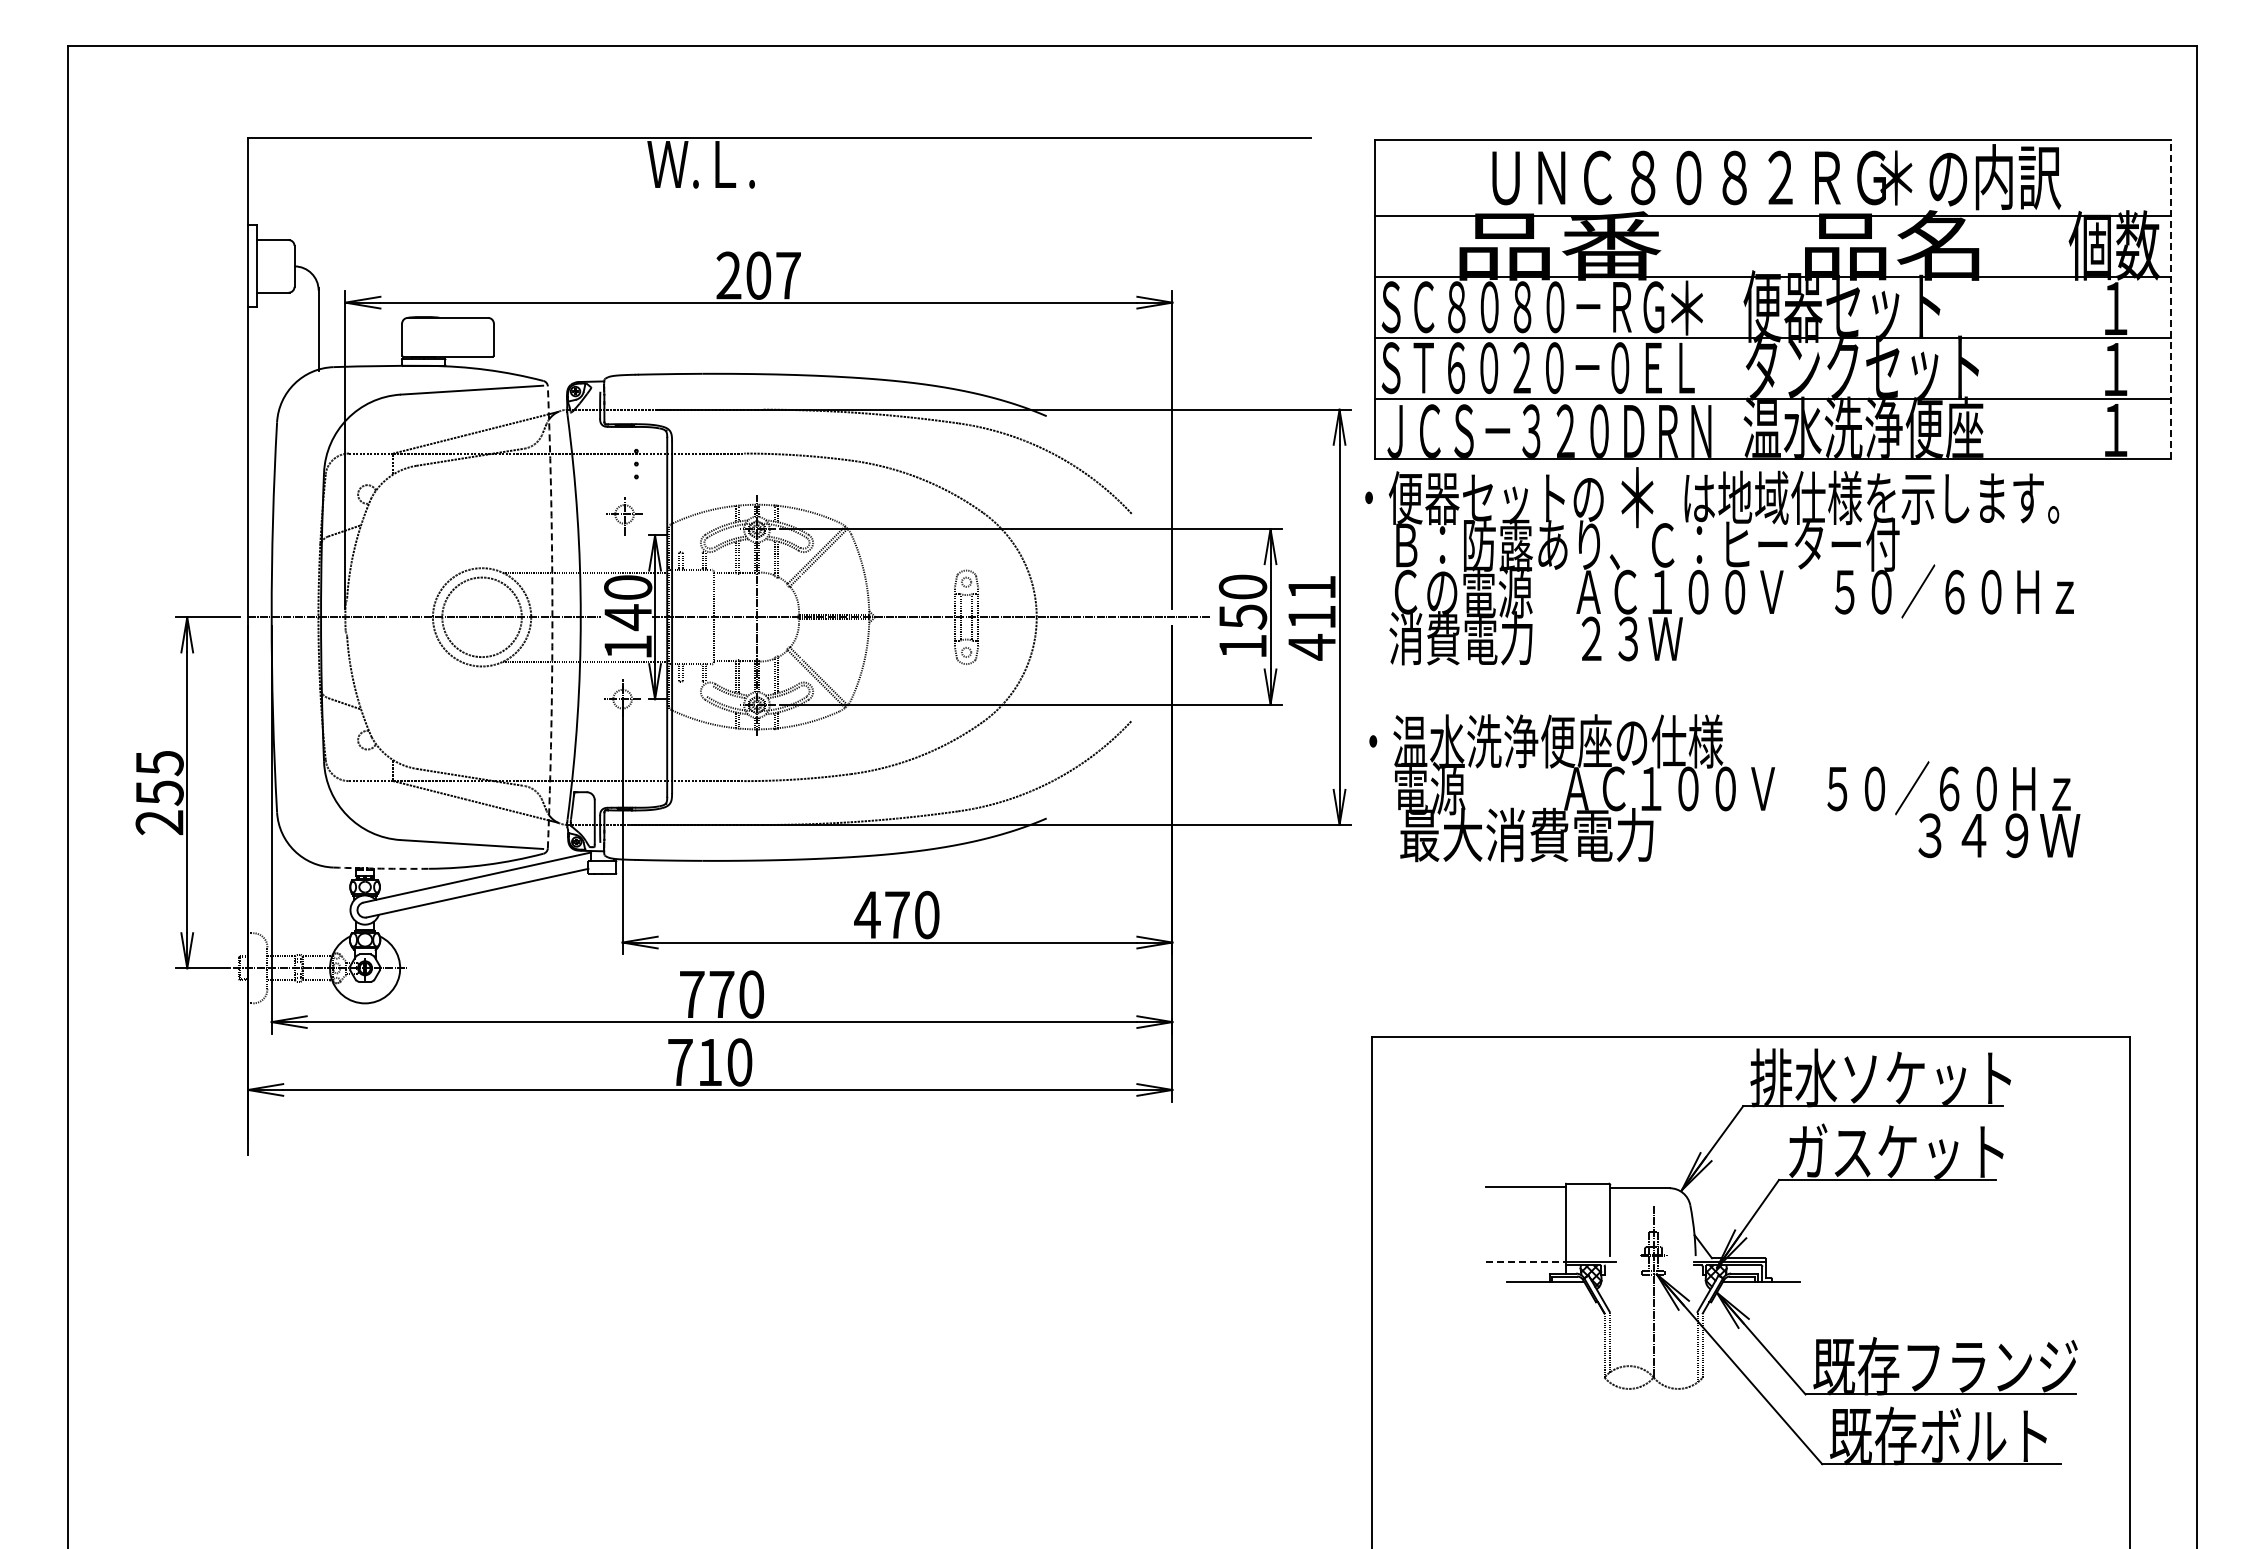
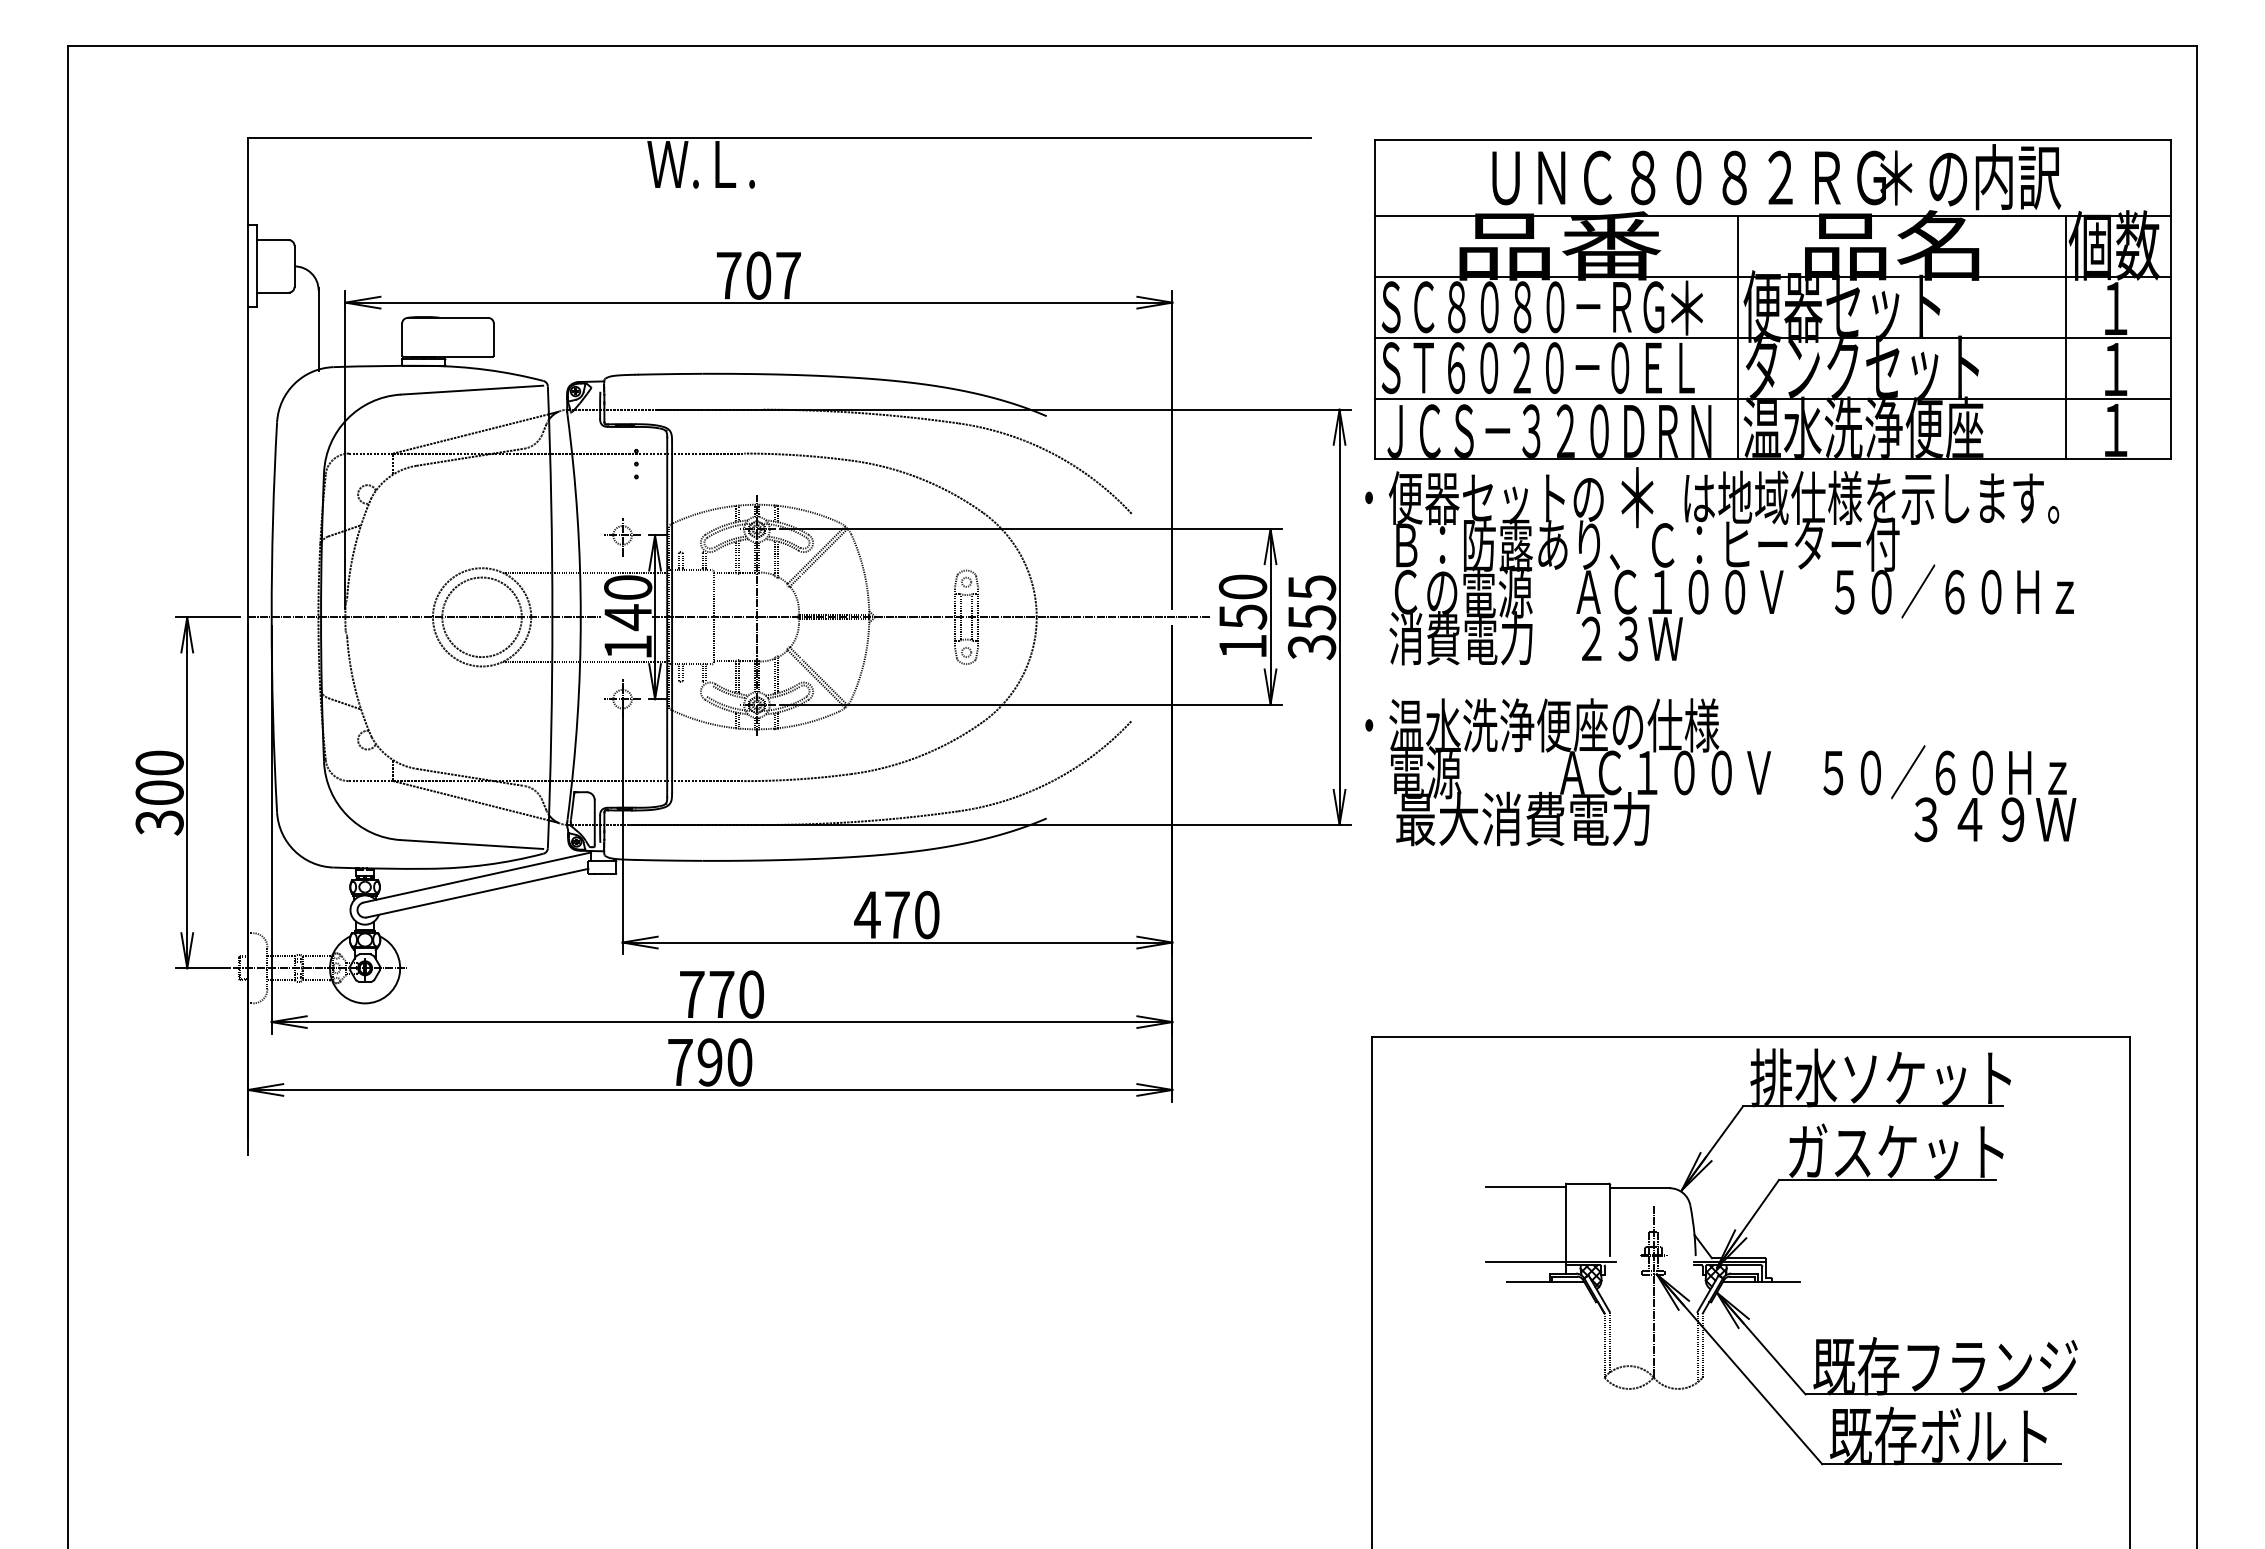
text: 207 -> 707 (728, 275)
line: dashed -> solid (2171, 299)
line: none -> present (1738, 337)
line: none -> present (2066, 337)
part position: (624, 516) -> (622, 537) (622, 537)
arc: dashed -> solid (552, 617)
text: 411 -> 355 (1311, 617)
text position: (1724, 788) -> (1720, 772) (1720, 772)
text: 255 -> 300 (159, 792)
arc: dashed -> solid (381, 868)
text: 710 -> 790 (709, 1062)
line: dashed -> solid (1526, 1261)
